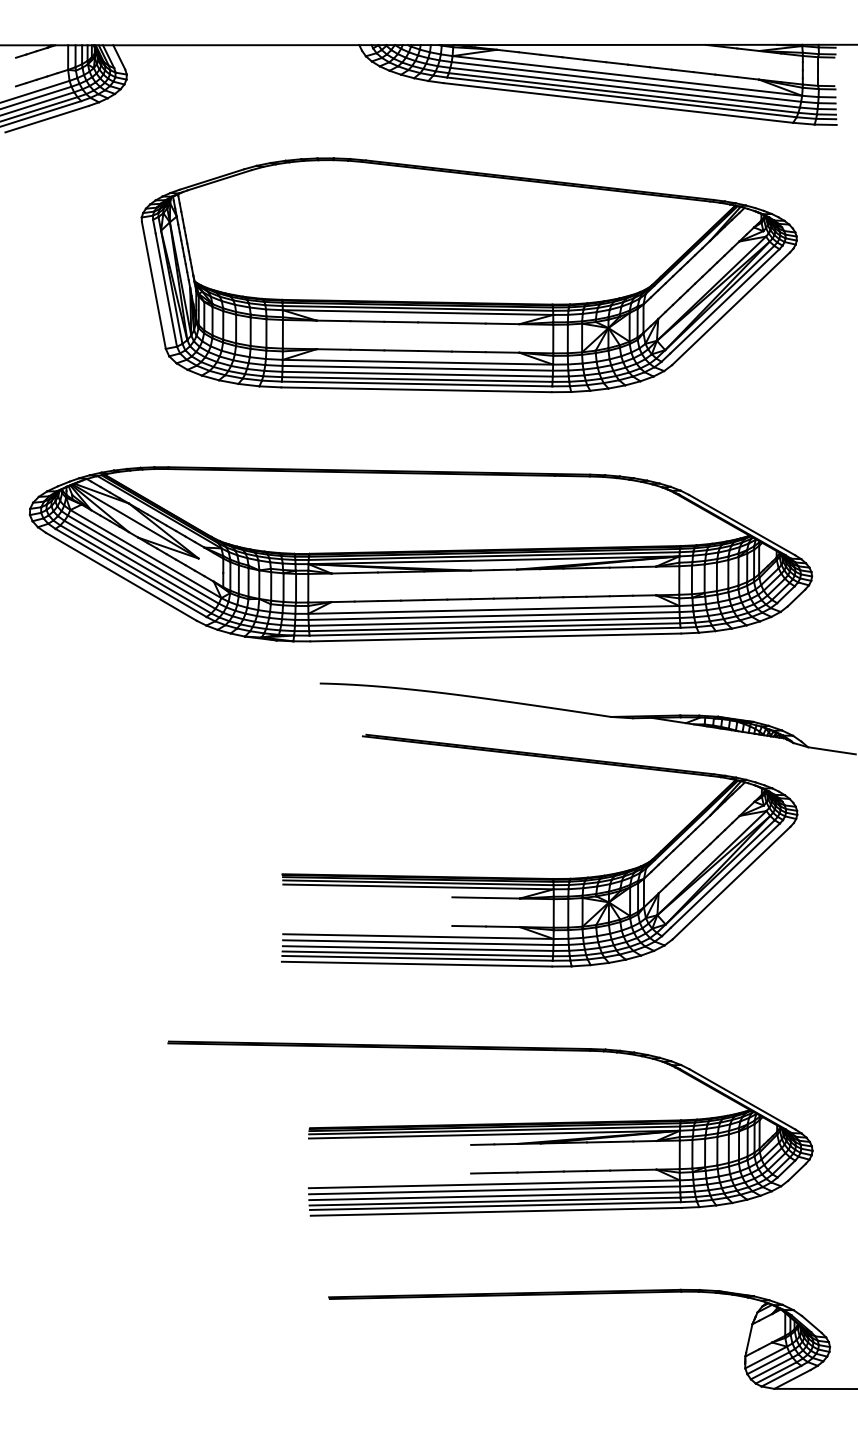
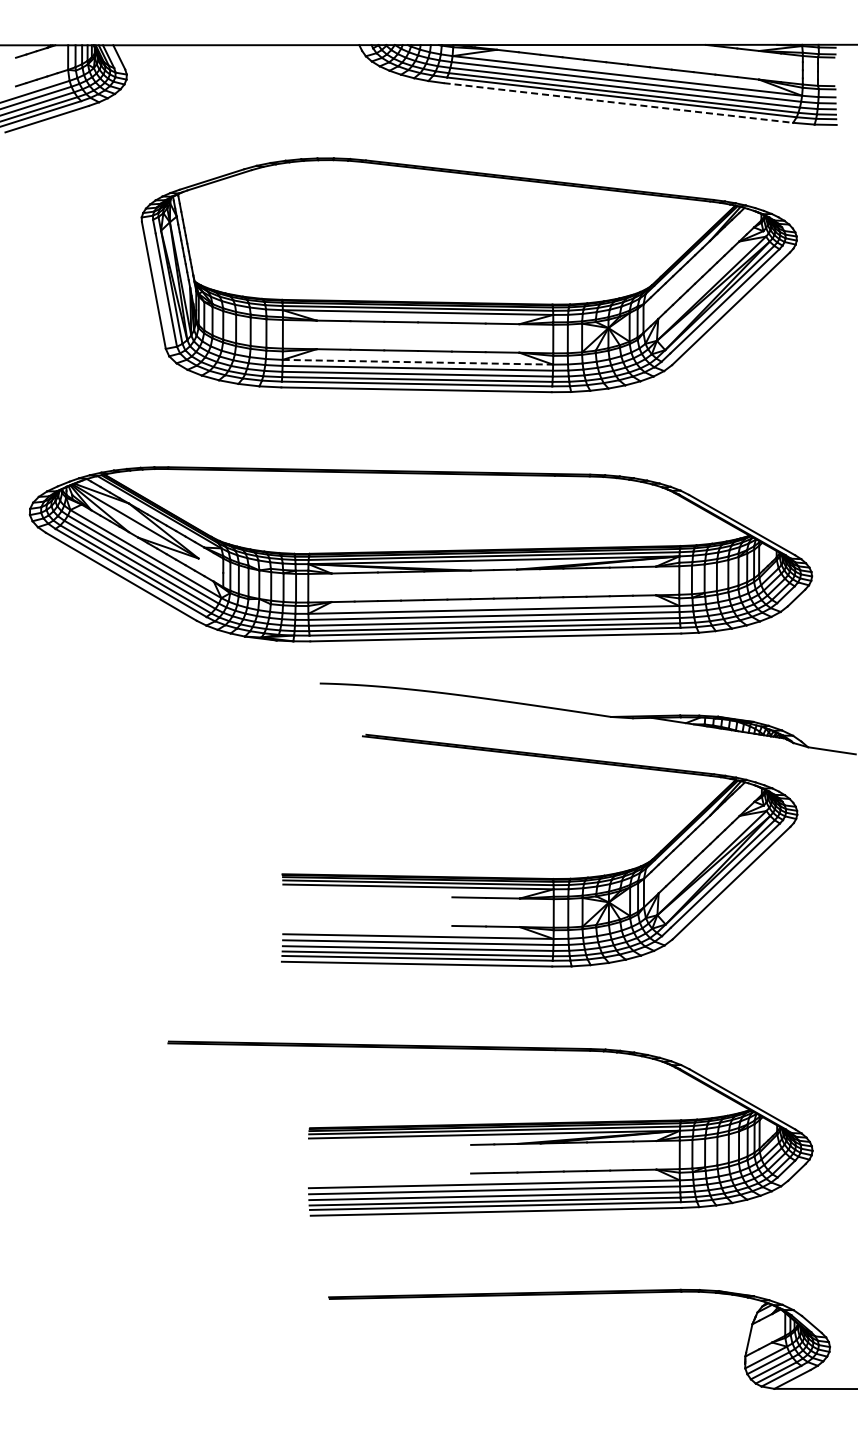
line: solid -> dashed (618, 102)
line: solid -> dashed (418, 362)
